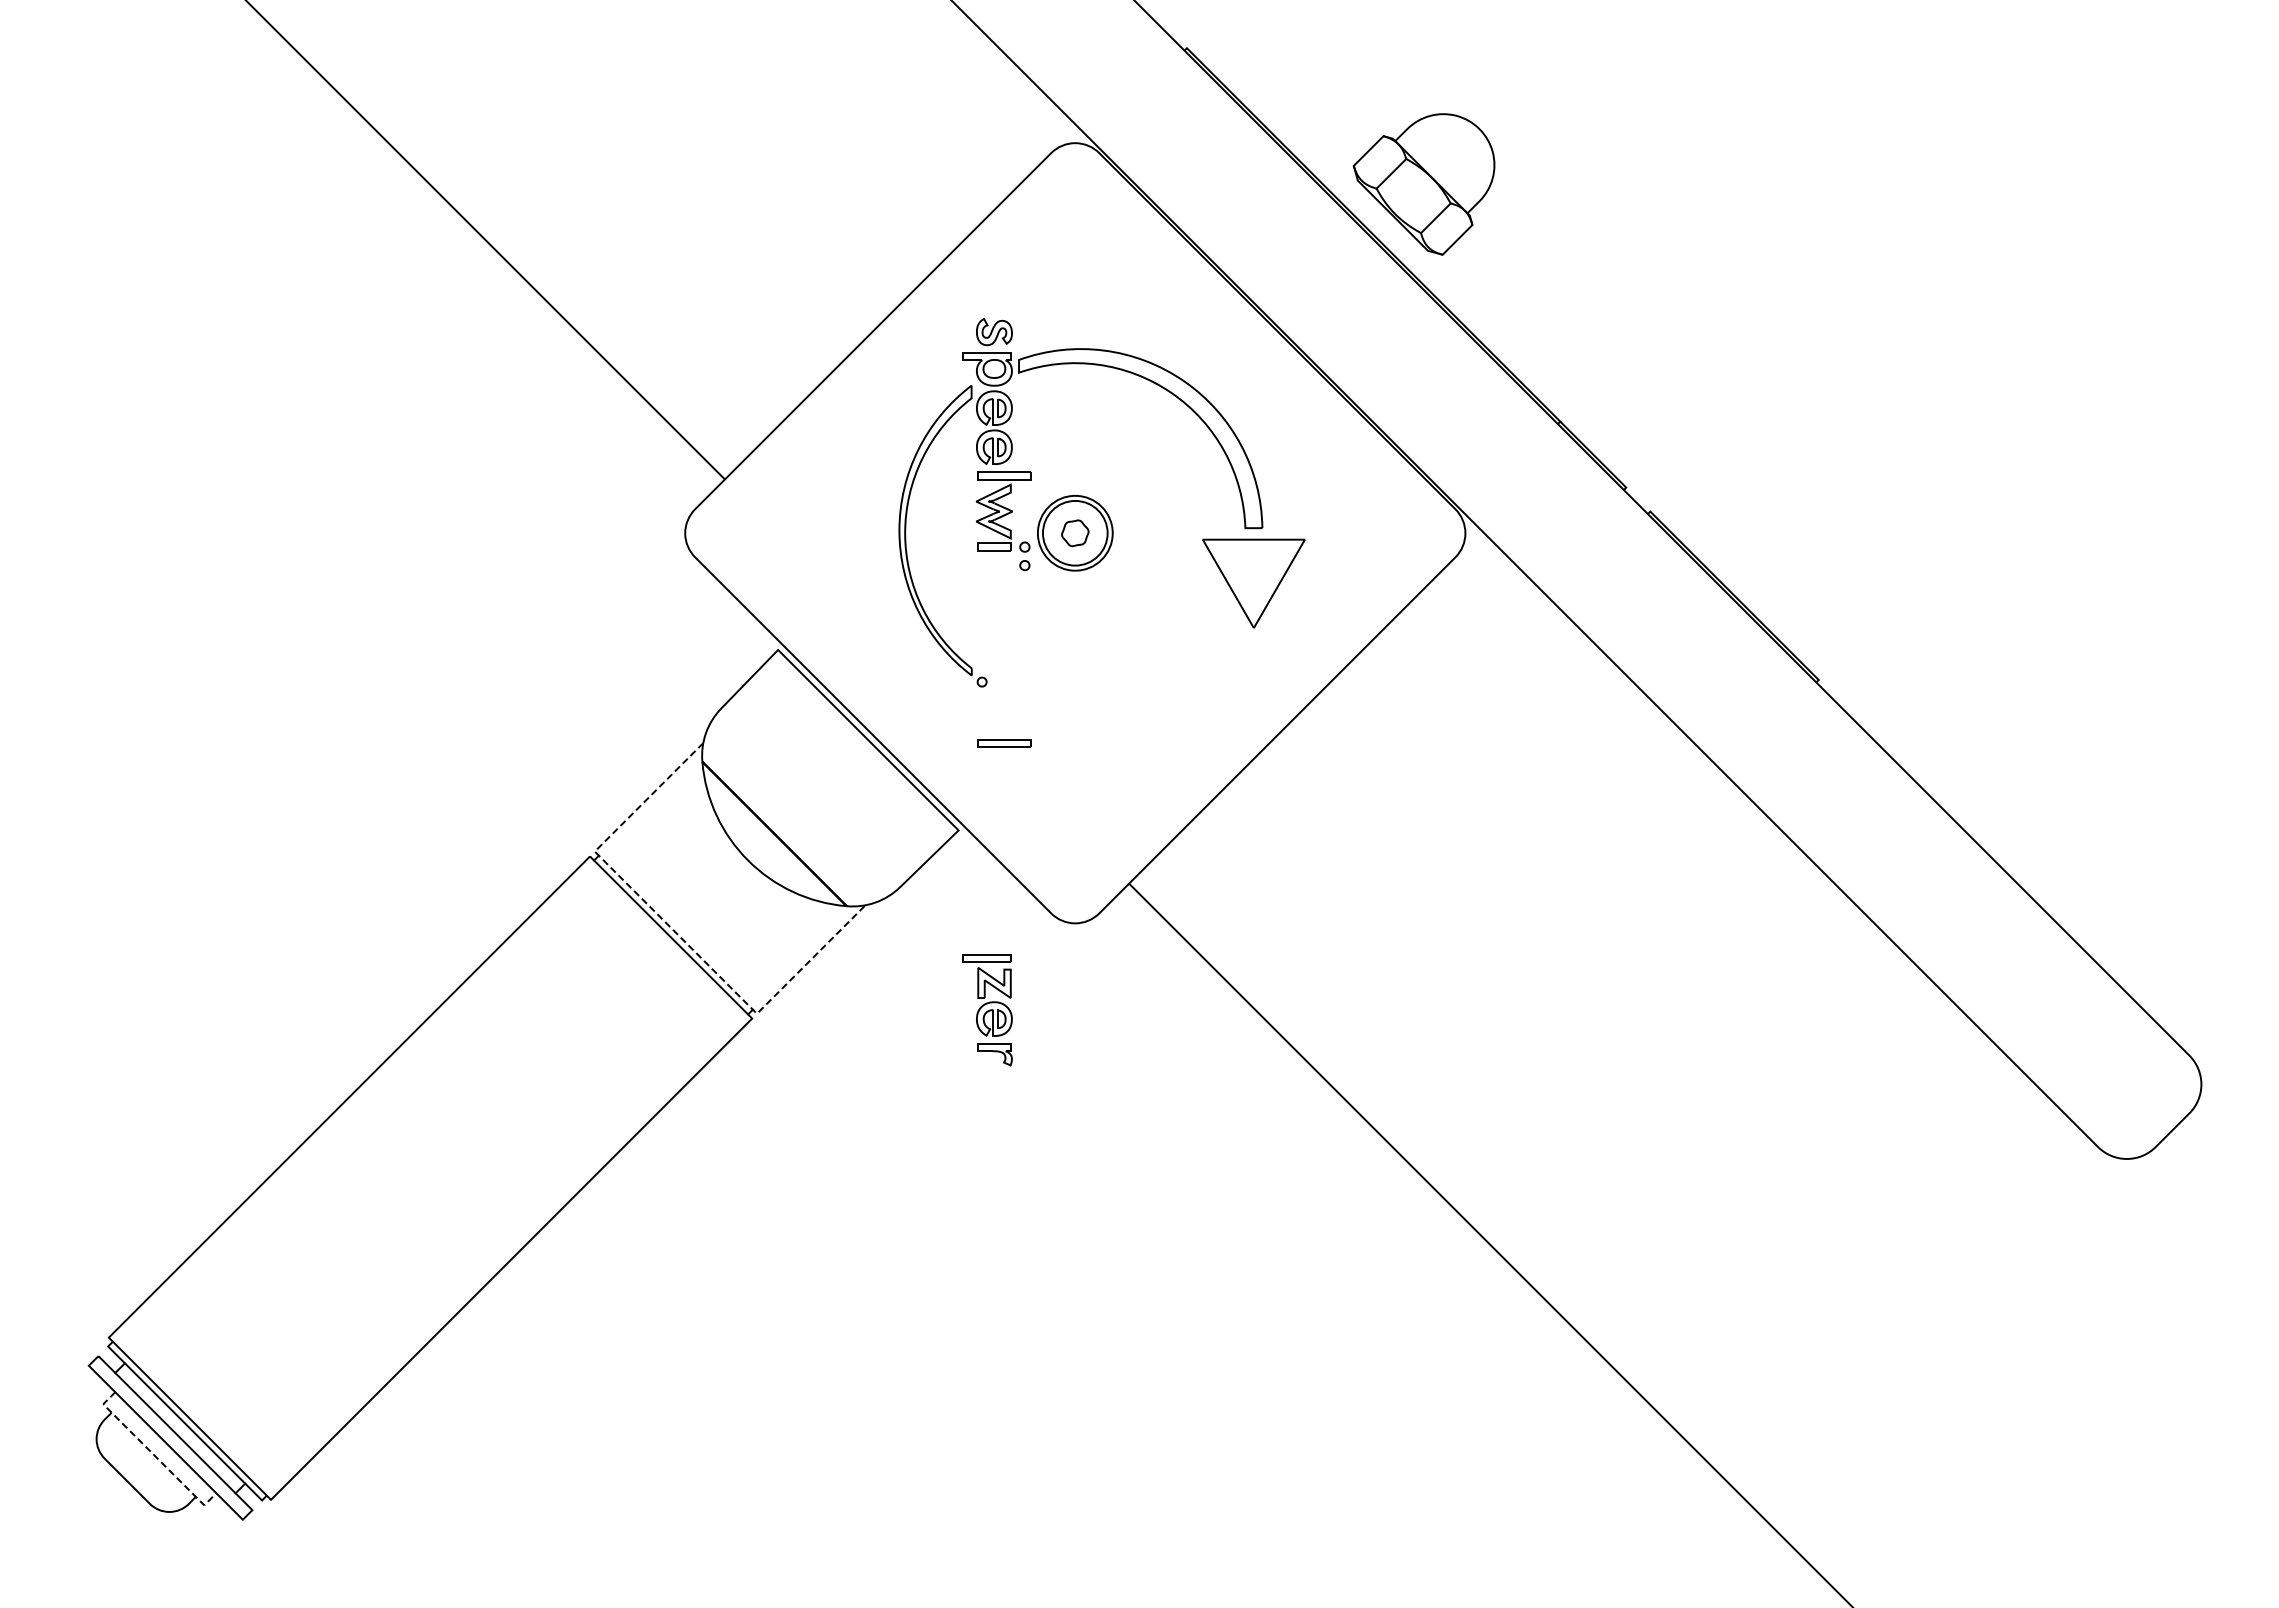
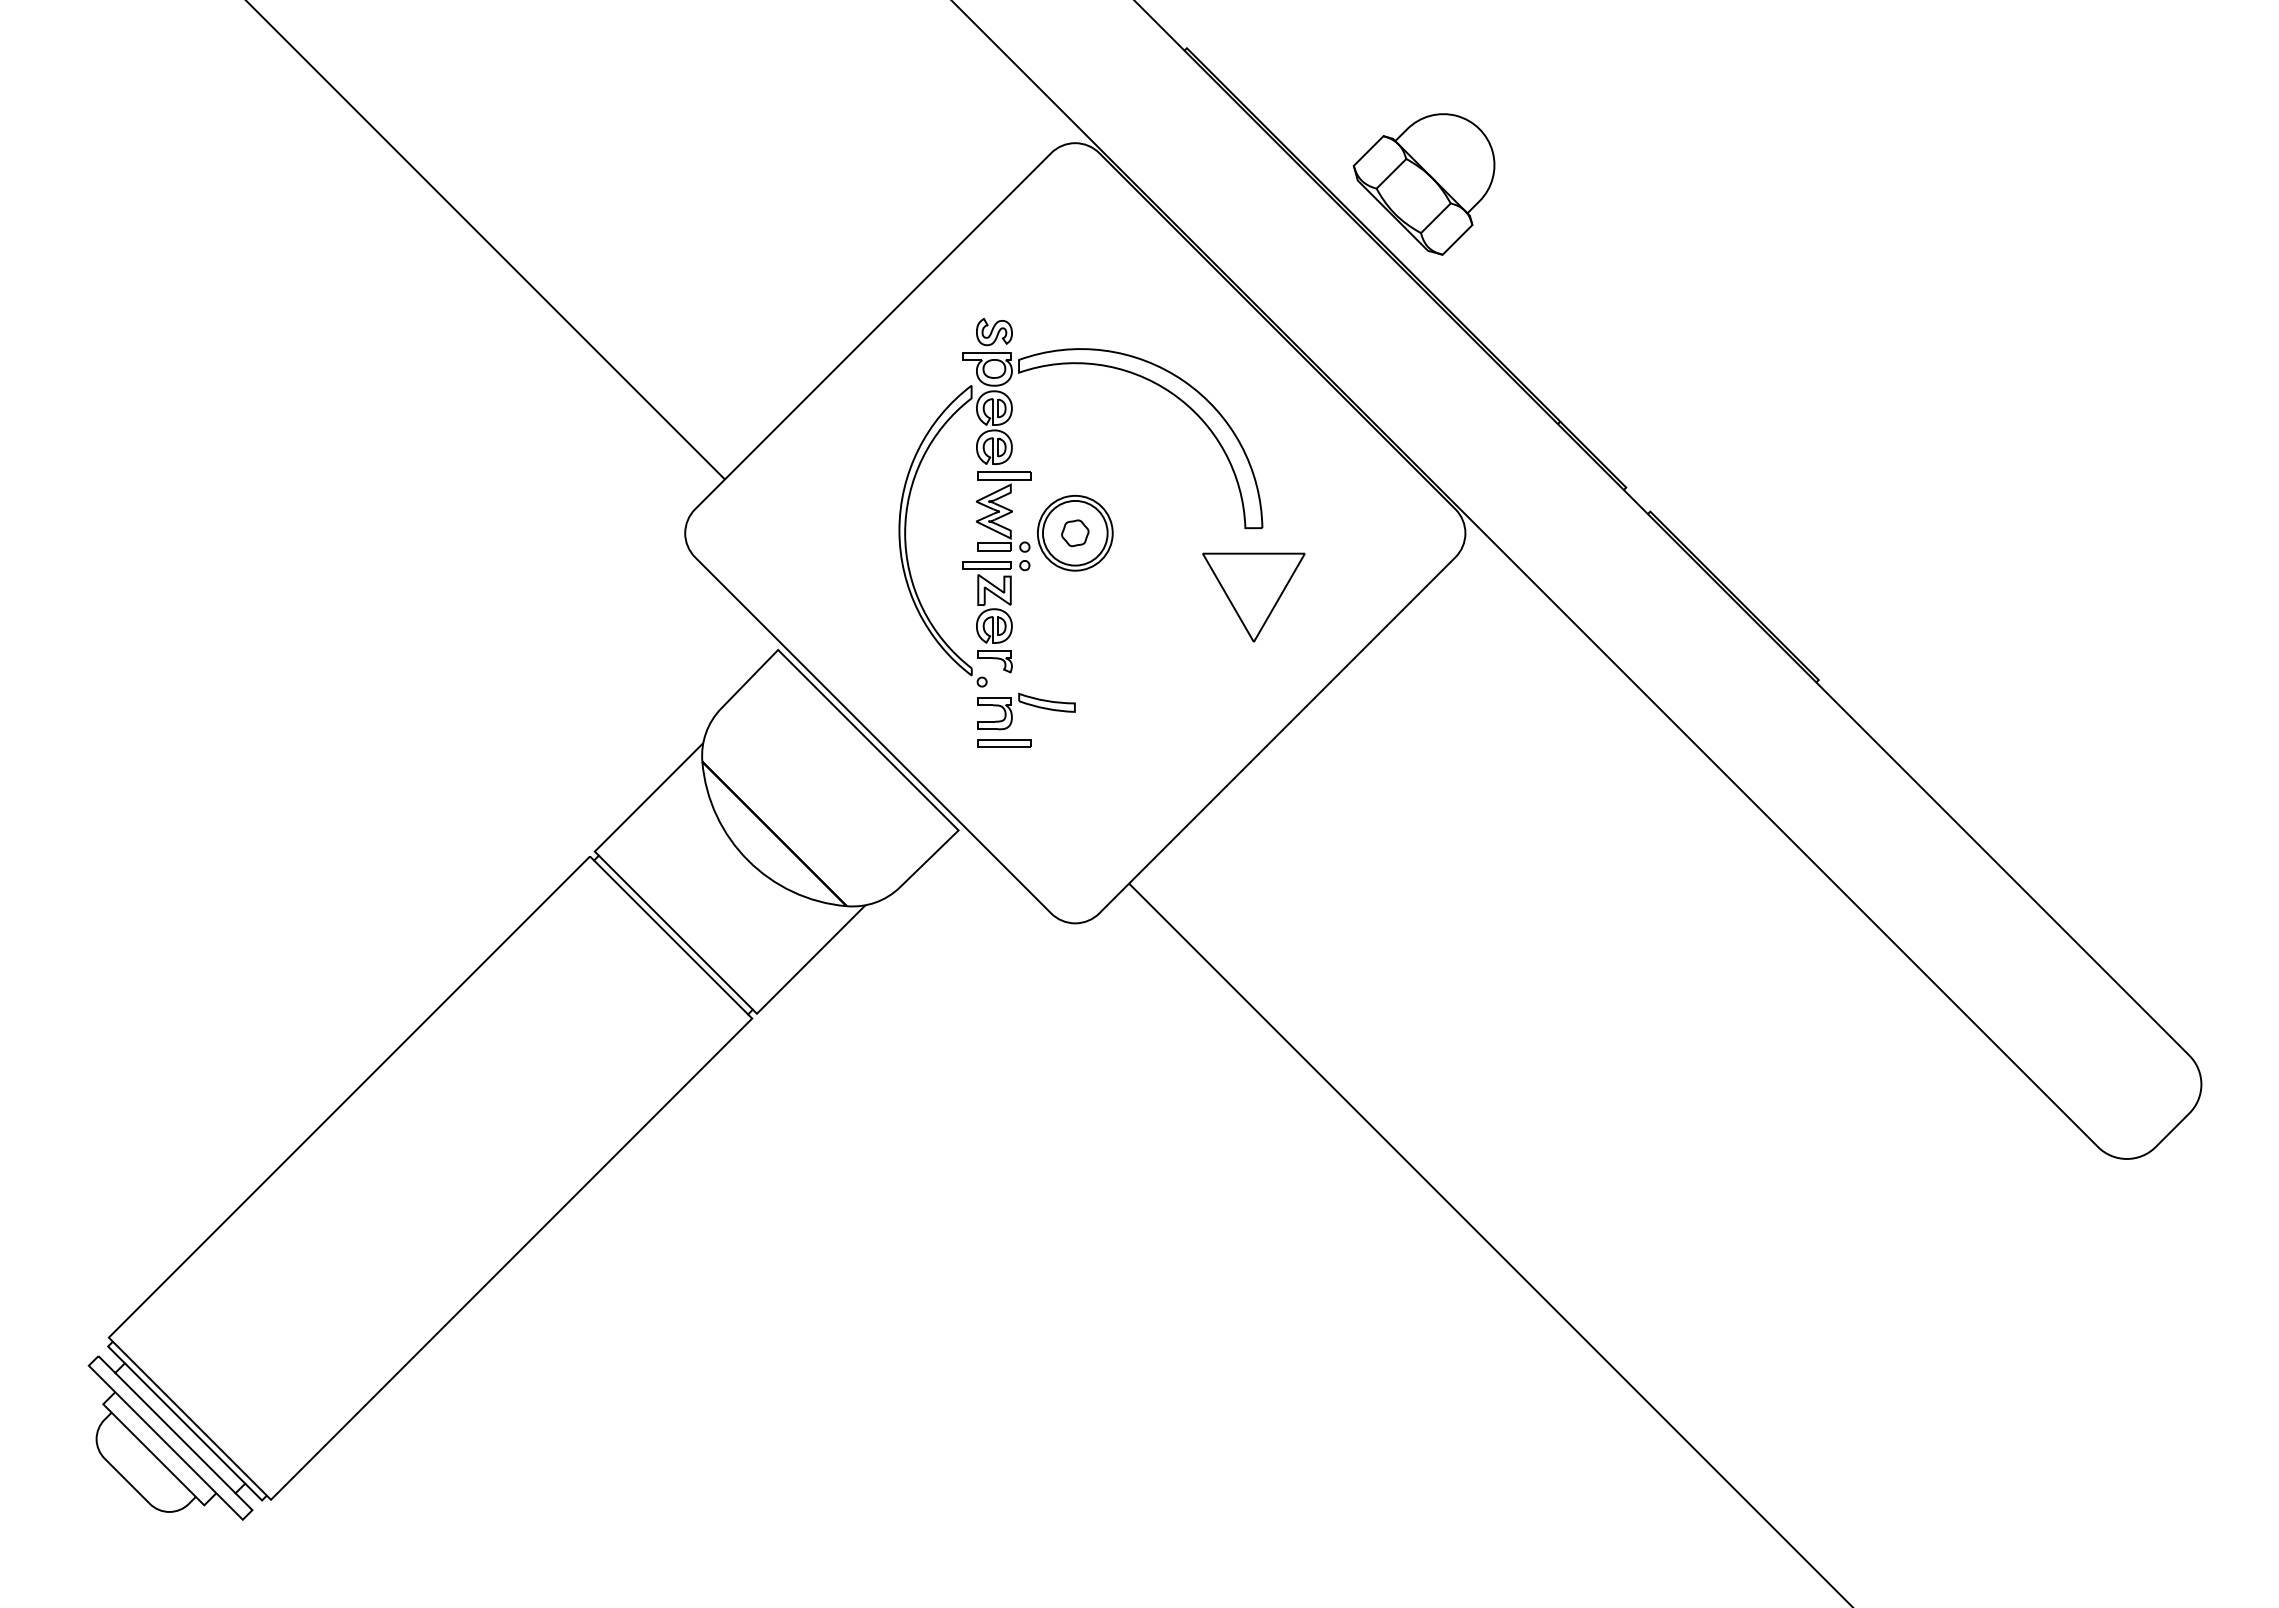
part position: (1253, 583) -> (1253, 597) (1253, 597)
part: none -> present (1028, 705)
line: dashed -> solid (675, 932)
part position: (987, 1010) -> (987, 617) (987, 617)
line: dashed -> solid (154, 1455)
